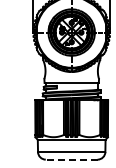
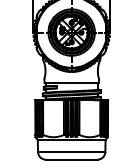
line: dashed -> solid (71, 159)
